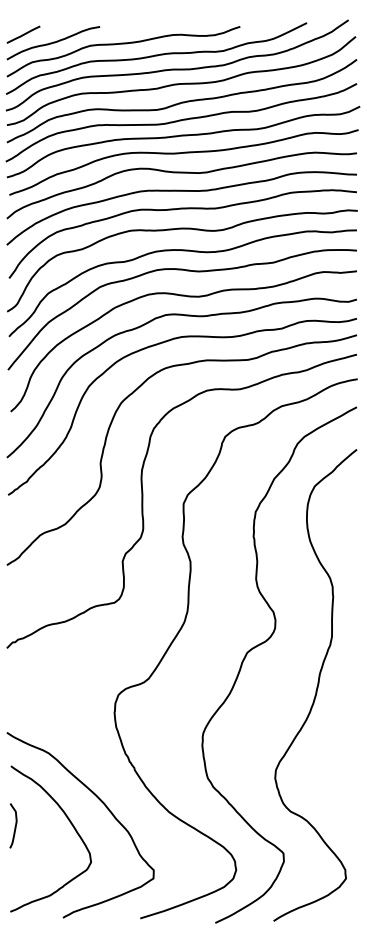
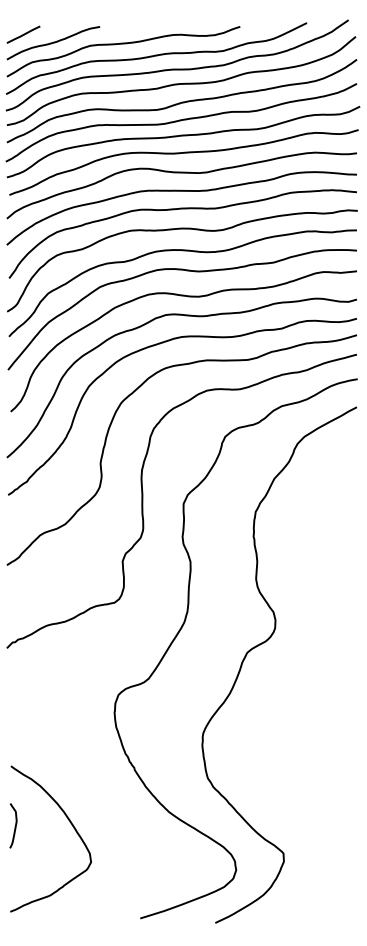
curve: present -> none (316, 686)
curve: present -> none (105, 807)
